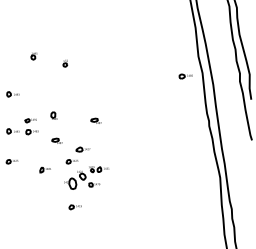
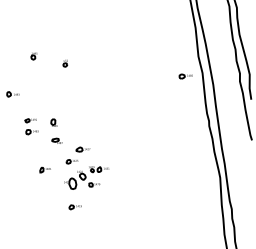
part position: (53, 115) -> (53, 122) (53, 122)
part: present -> none (95, 120)
part: present -> none (12, 131)
part: present -> none (11, 161)
